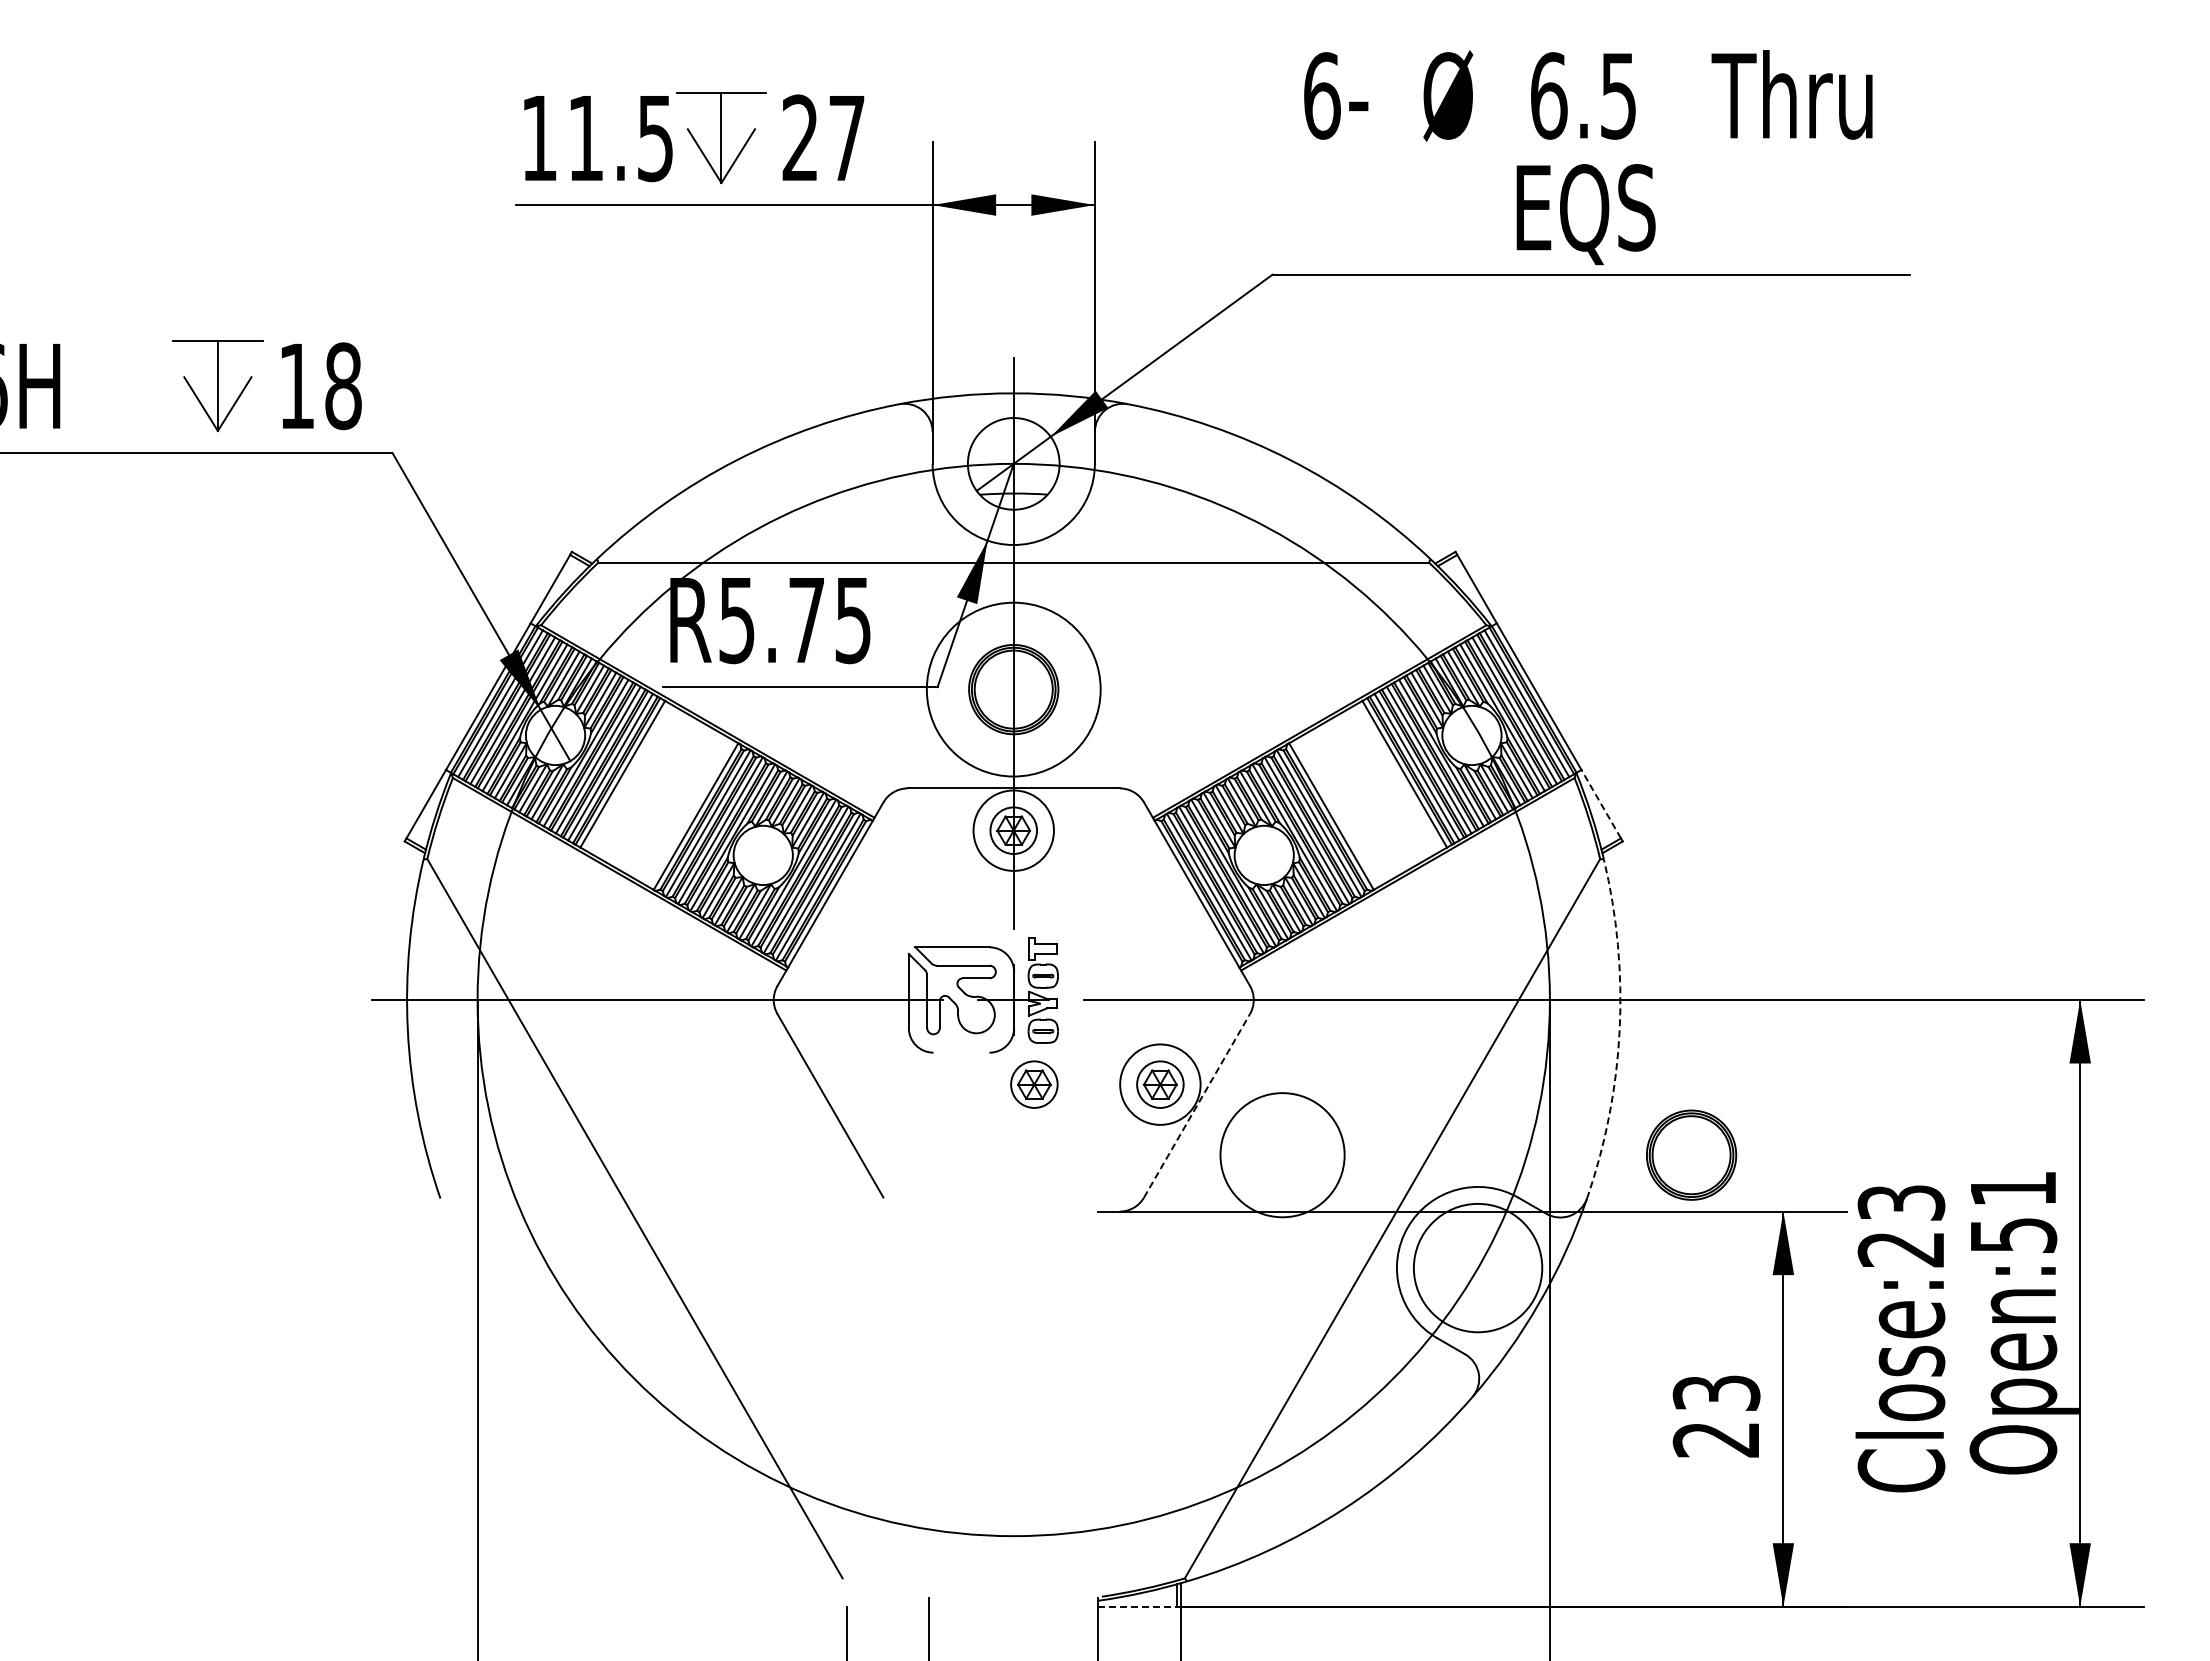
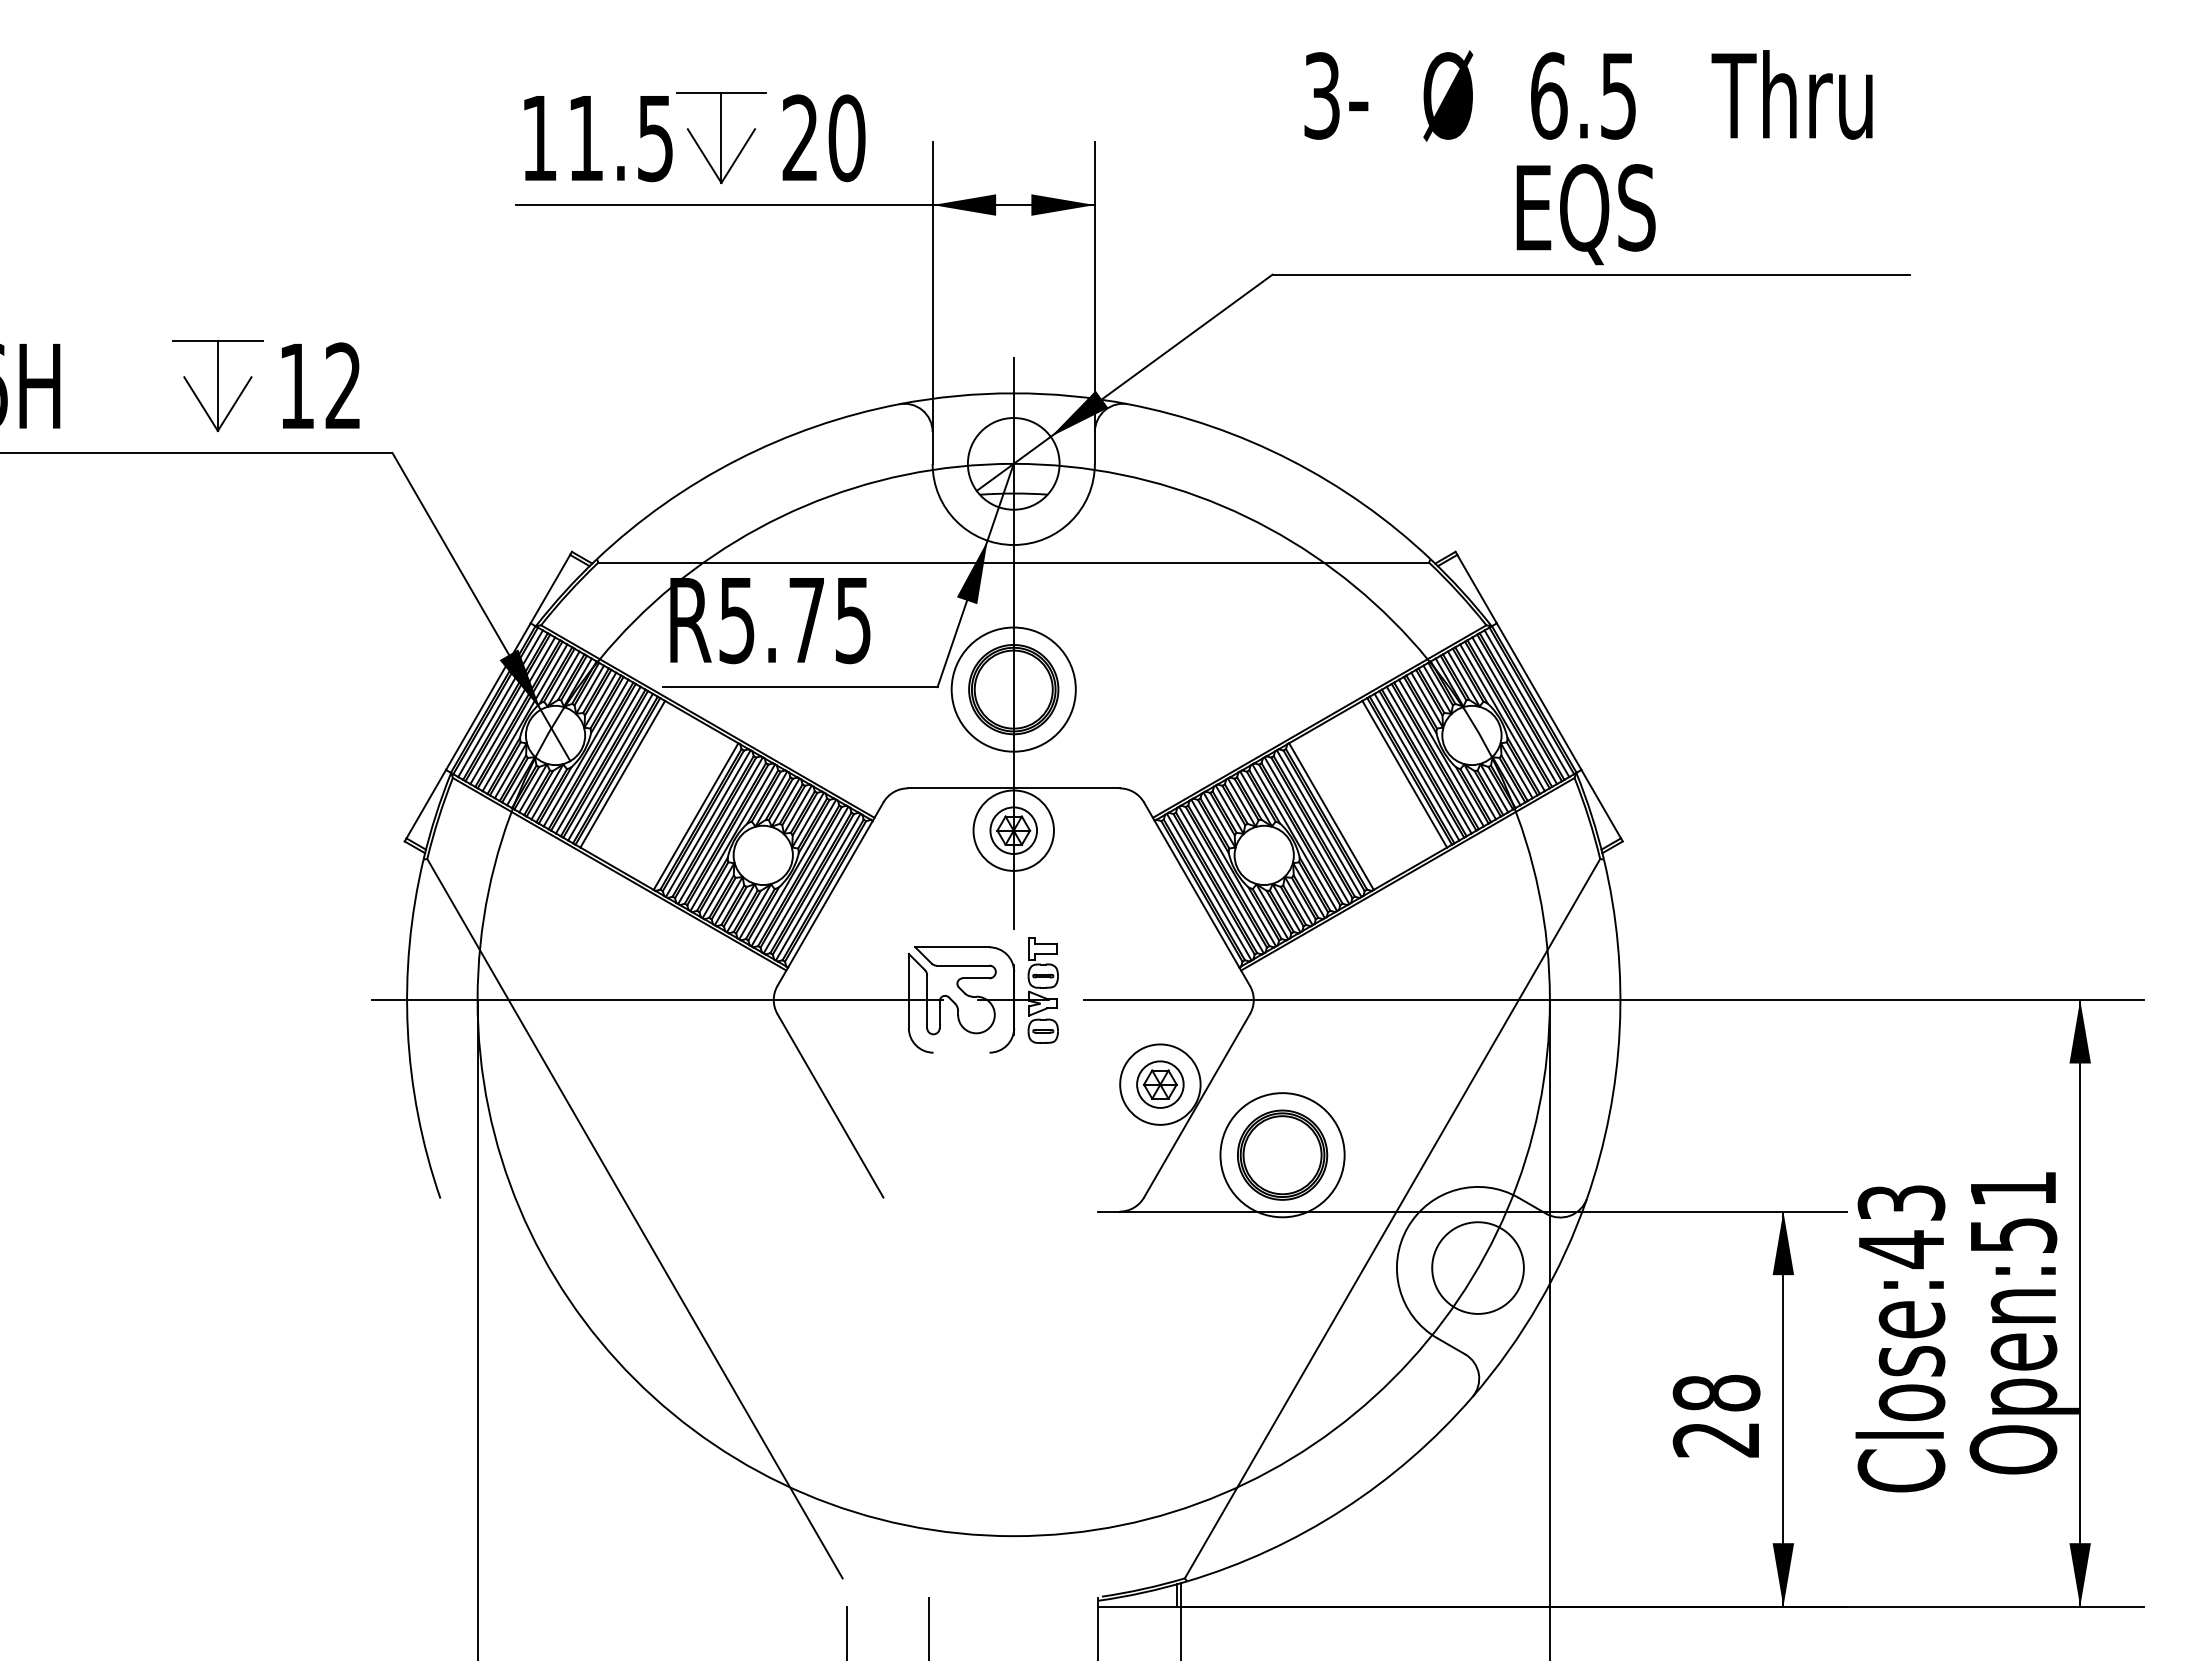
text: 6- -> 3- (1322, 95)
text: 27 -> 20 (846, 138)
text: 18 -> 12 (343, 386)
circle diameter: 174 px -> 124 px (1013, 689)
line: dashed -> solid (1601, 804)
arc: dashed -> solid (1619, 1030)
part: present -> none (1034, 1084)
line: dashed -> solid (1197, 1105)
part position: (1691, 1154) -> (1282, 1154) (1282, 1154)
text: Close:23 -> Close:43 (1900, 1249)
circle diameter: 128 px -> 92 px (1477, 1267)
text: 23 -> 28 (1716, 1392)
line: dashed -> solid (1137, 1606)
